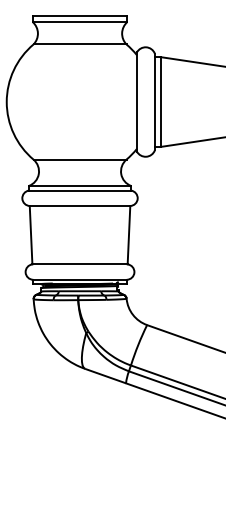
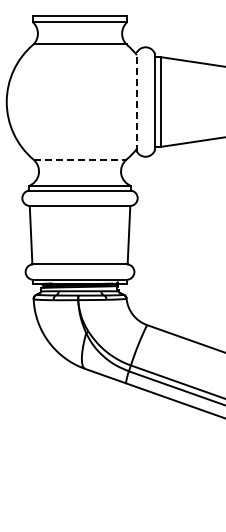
line: solid -> dashed (136, 102)
line: solid -> dashed (80, 159)
